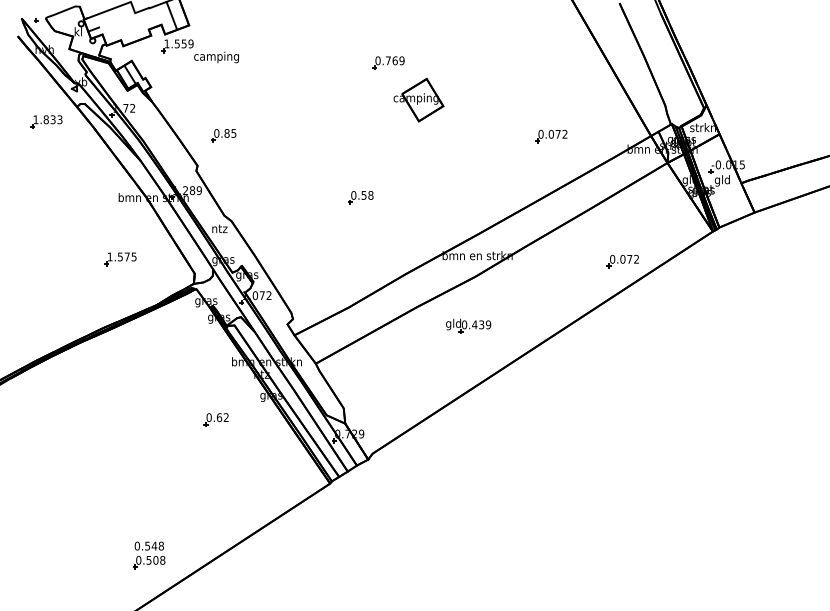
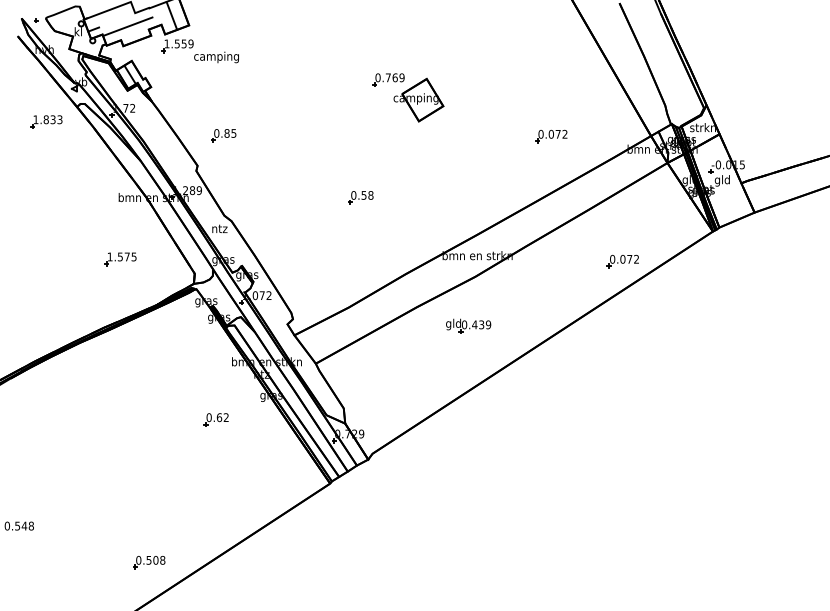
line: none -> present (127, 26)
part position: (388, 62) -> (388, 79) (388, 79)
text position: (148, 545) -> (18, 525) (18, 525)
